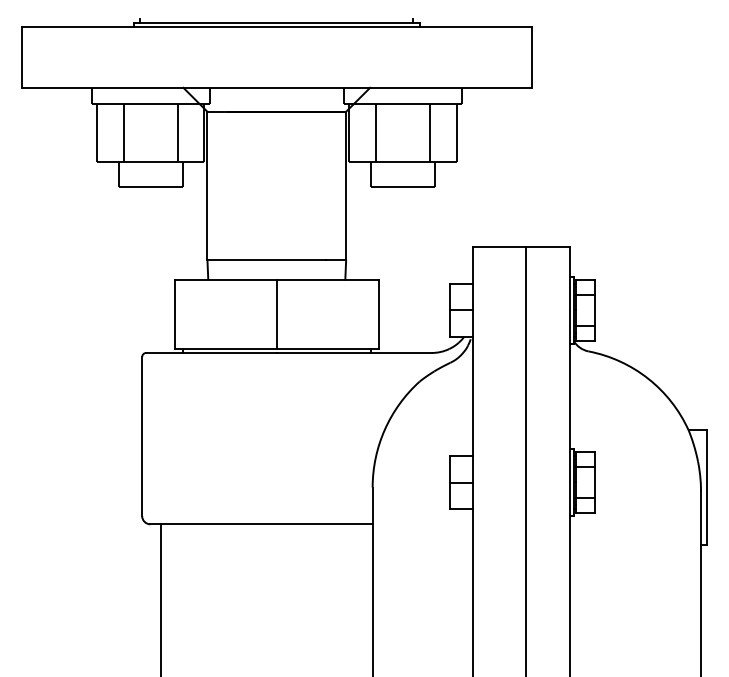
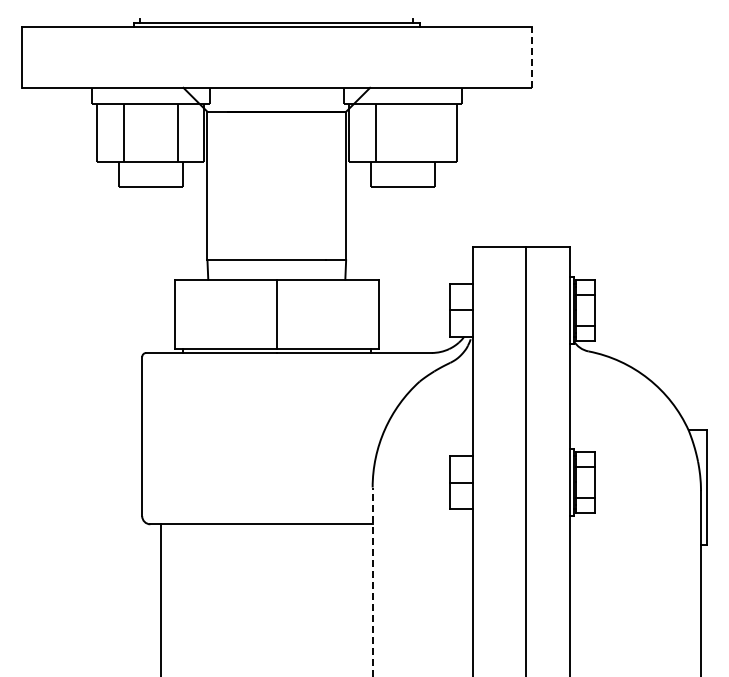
line: solid -> dashed (531, 57)
line: present -> none (429, 132)
line: solid -> dashed (372, 581)
